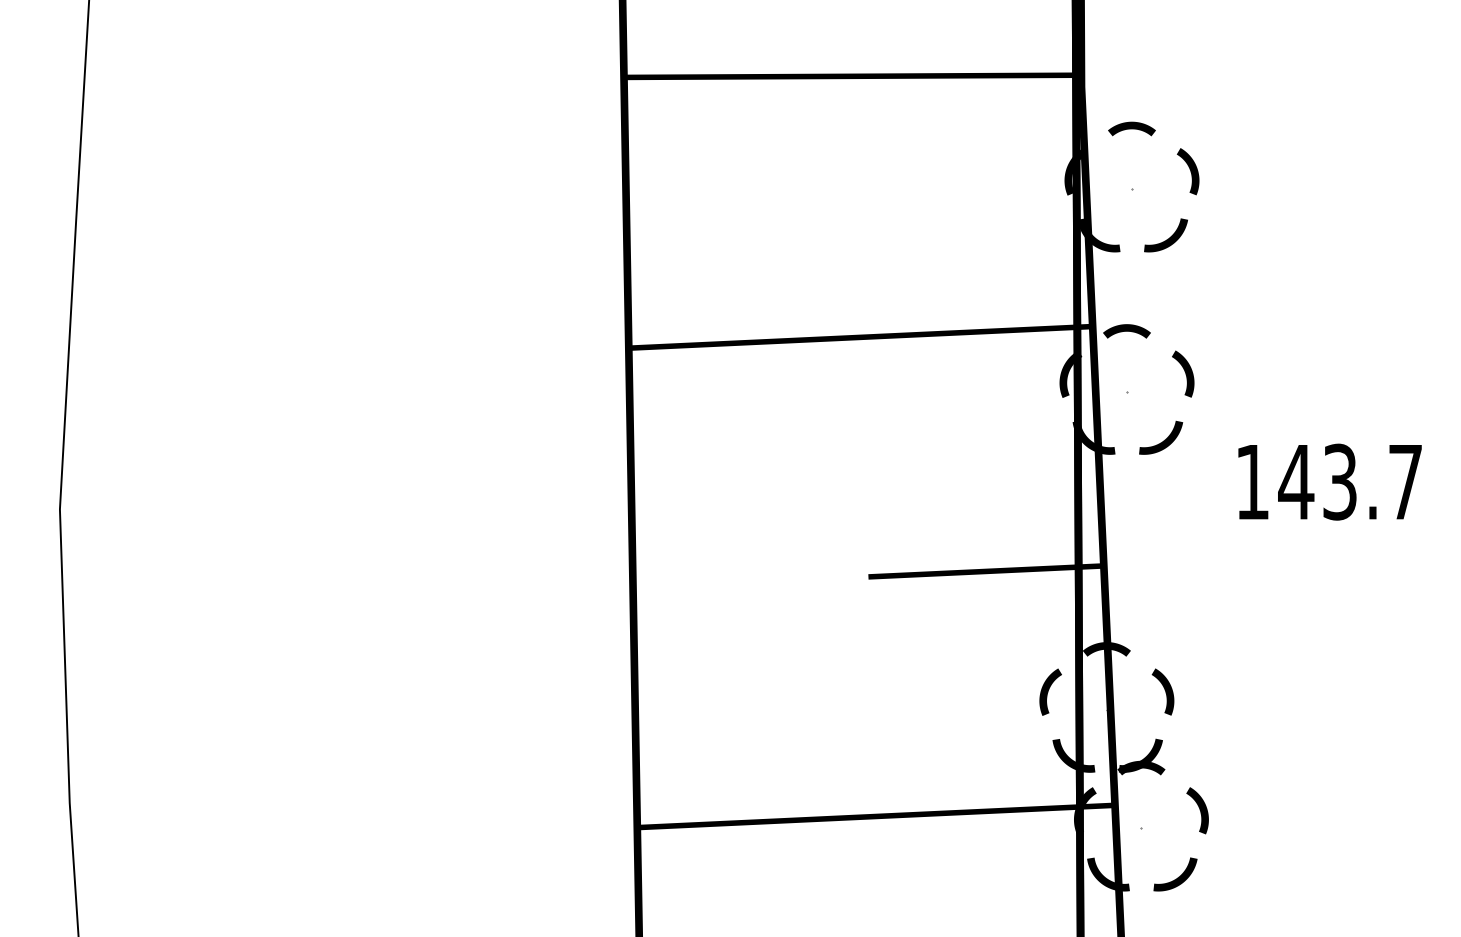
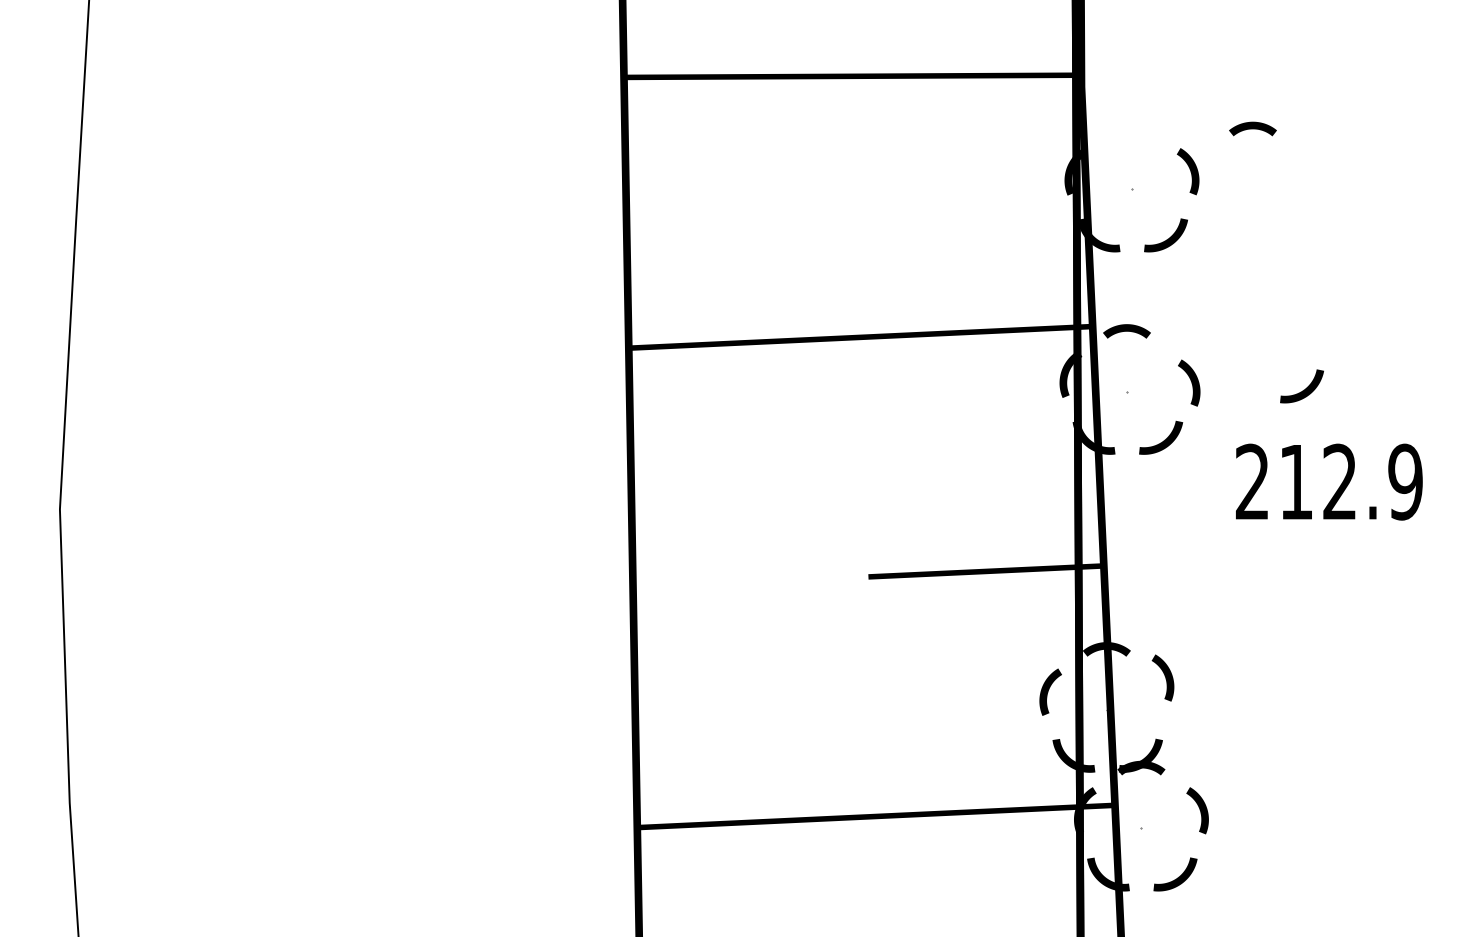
curve position: (1131, 128) -> (1252, 128) (1252, 128)
curve position: (1185, 373) -> (1191, 382) (1191, 382)
curve: none -> present (1302, 390)
text: 143.7 -> 212.9 (1329, 481)
curve position: (1164, 690) -> (1164, 676) (1164, 676)
